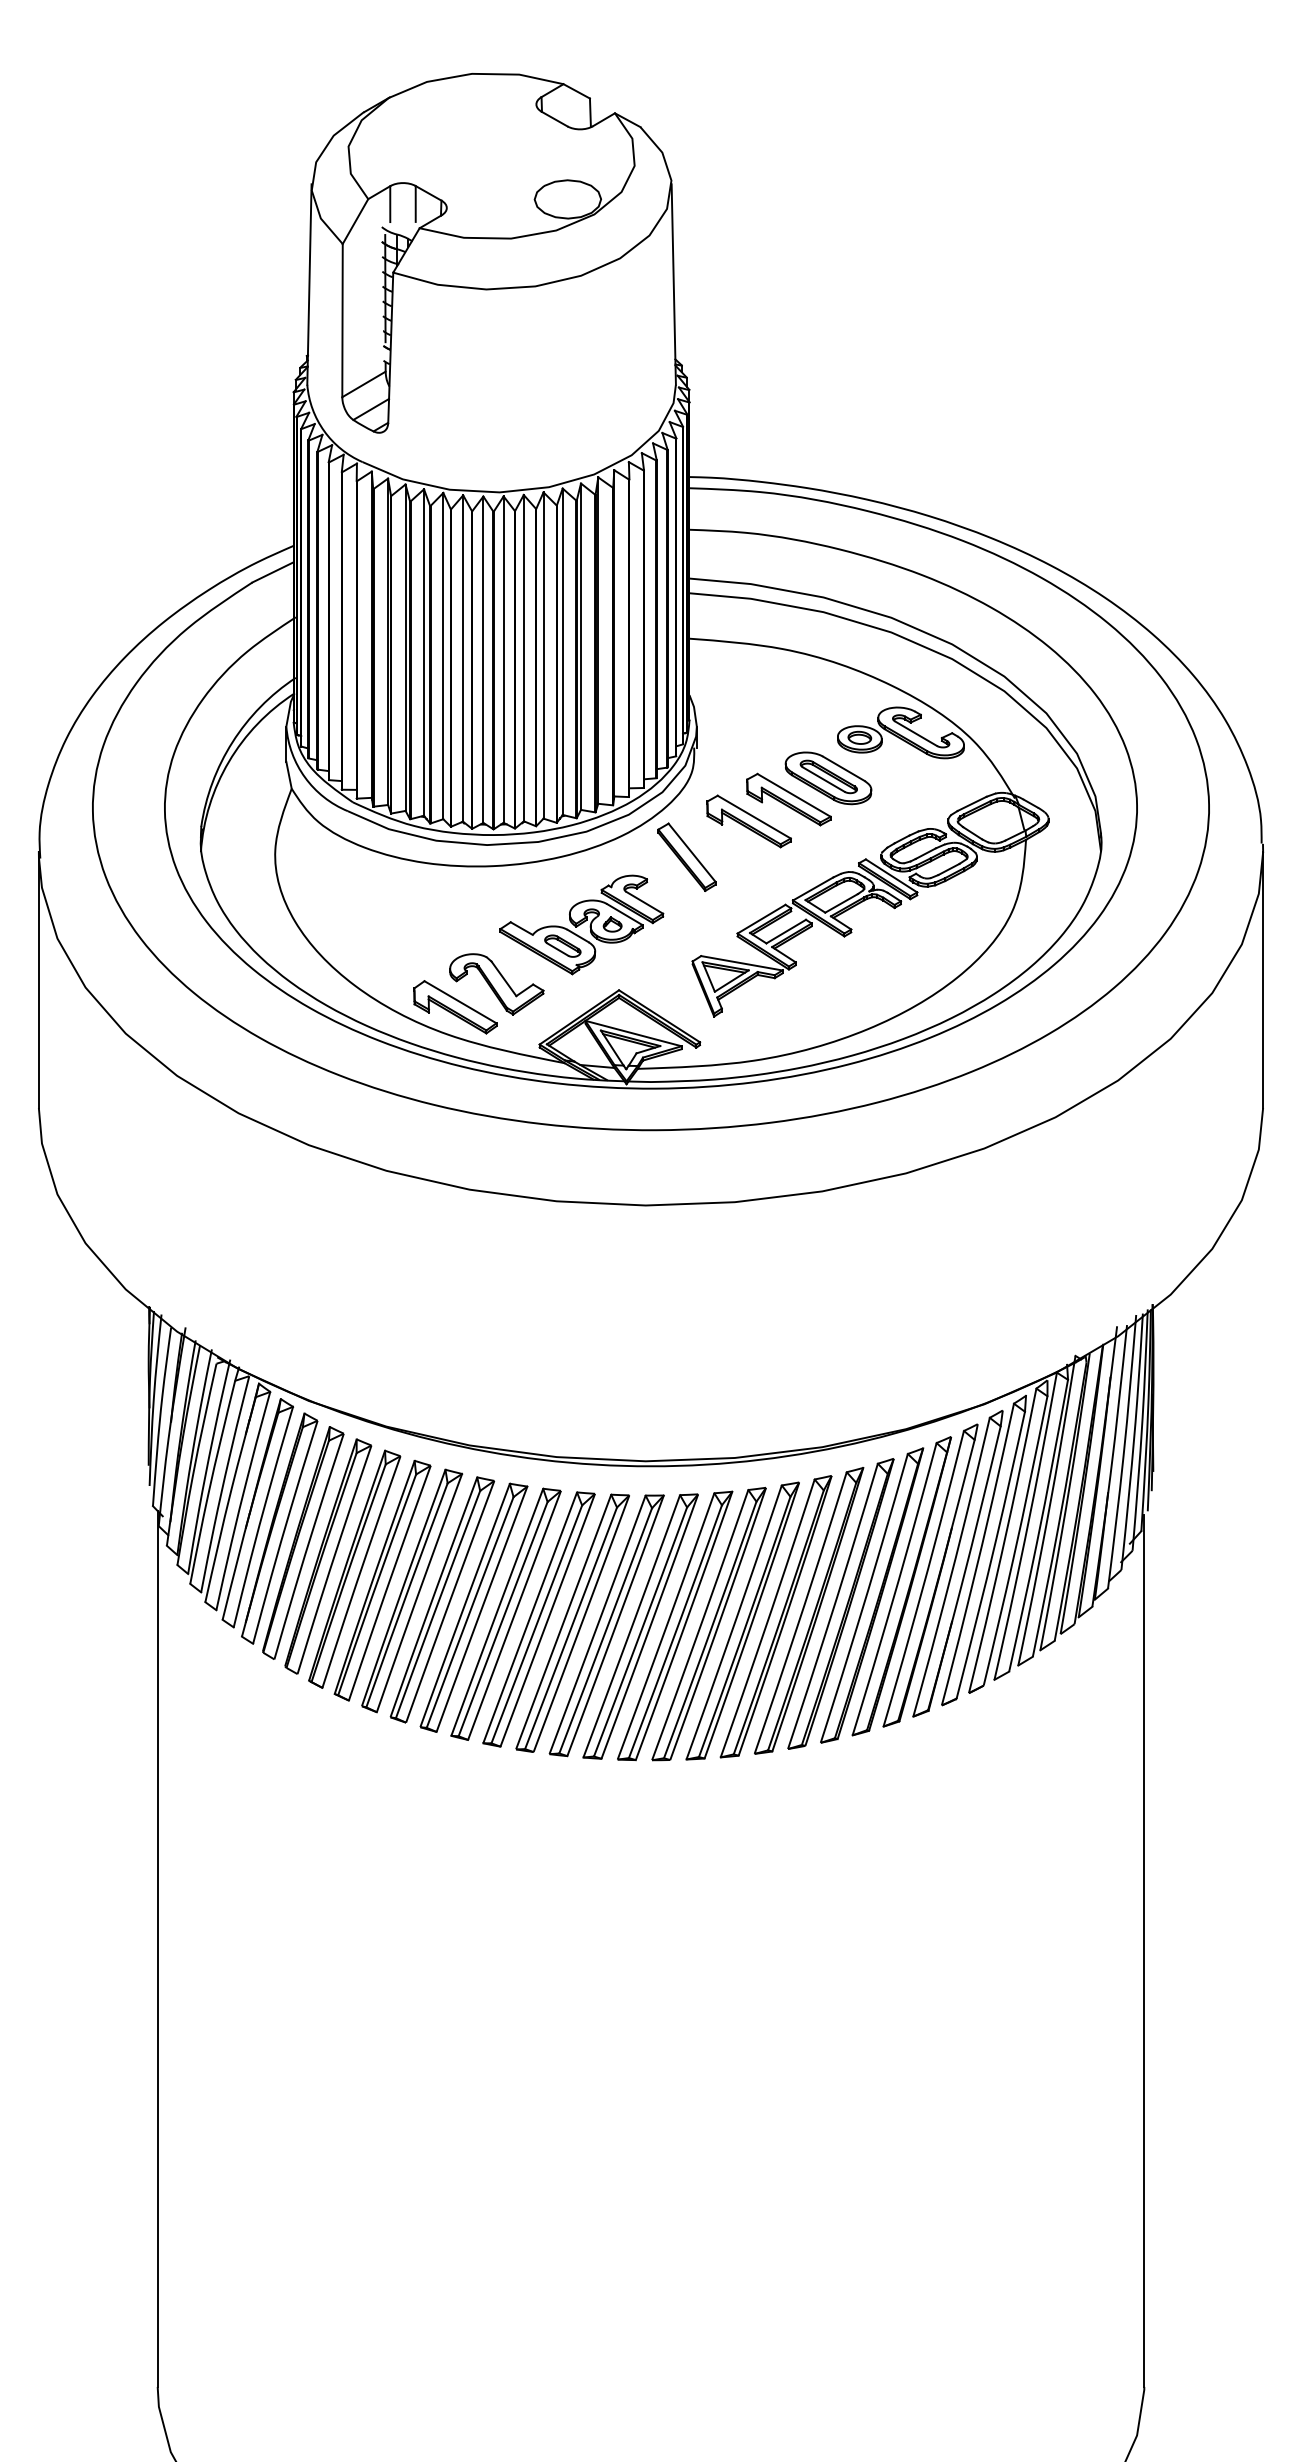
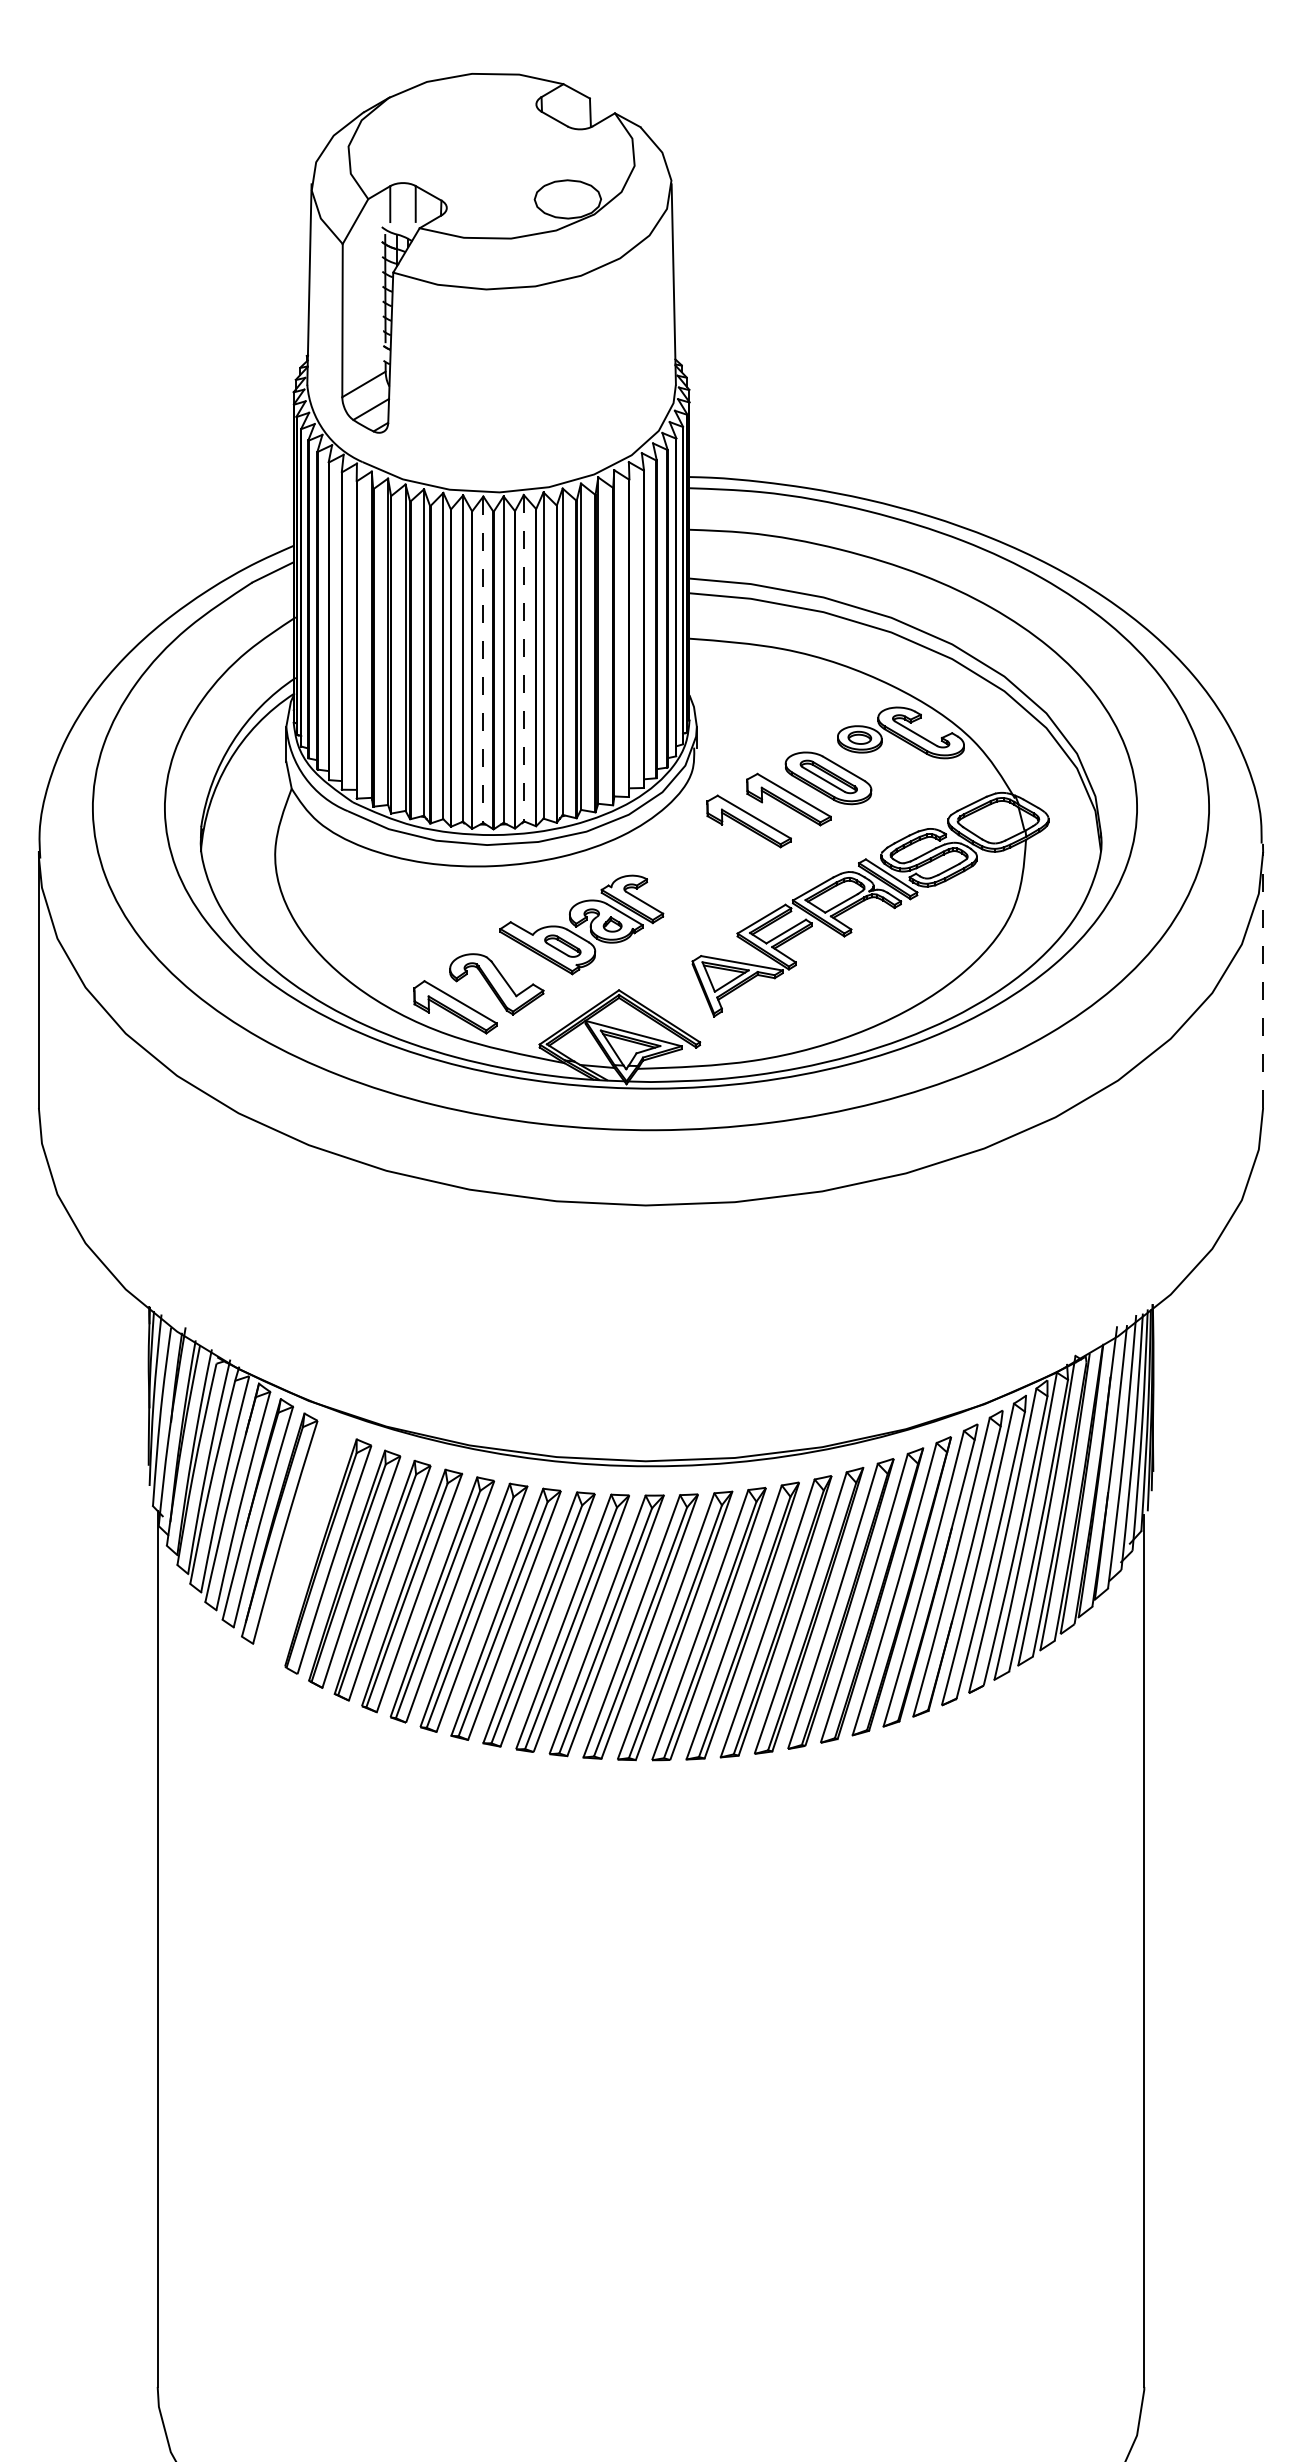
line: solid -> dashed (523, 658)
line: solid -> dashed (483, 660)
part: present -> none (686, 856)
line: solid -> dashed (1263, 980)
part: present -> none (303, 1542)
